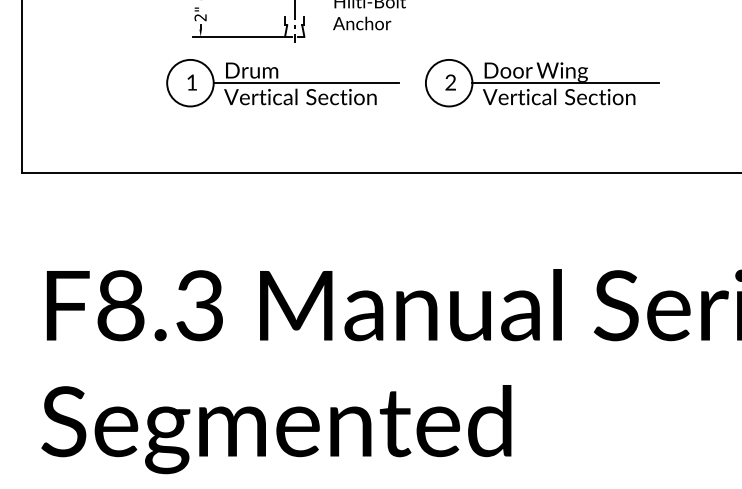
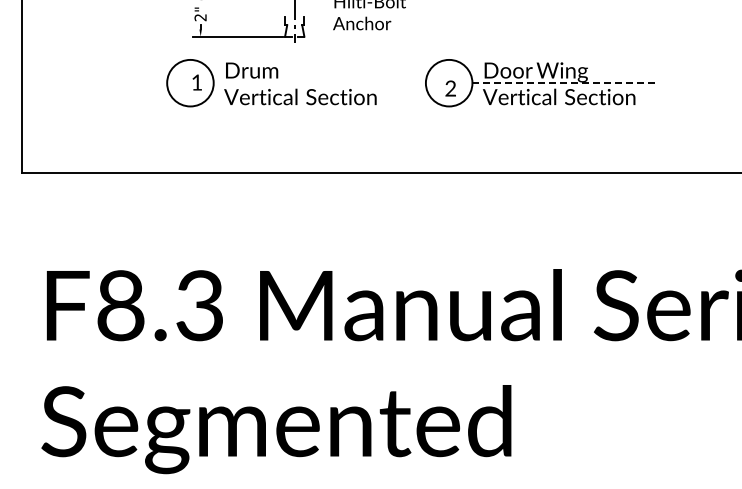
text position: (191, 82) -> (196, 82) (196, 82)
text position: (450, 82) -> (450, 88) (450, 88)
line: present -> none (305, 83)
line: solid -> dashed (566, 83)
